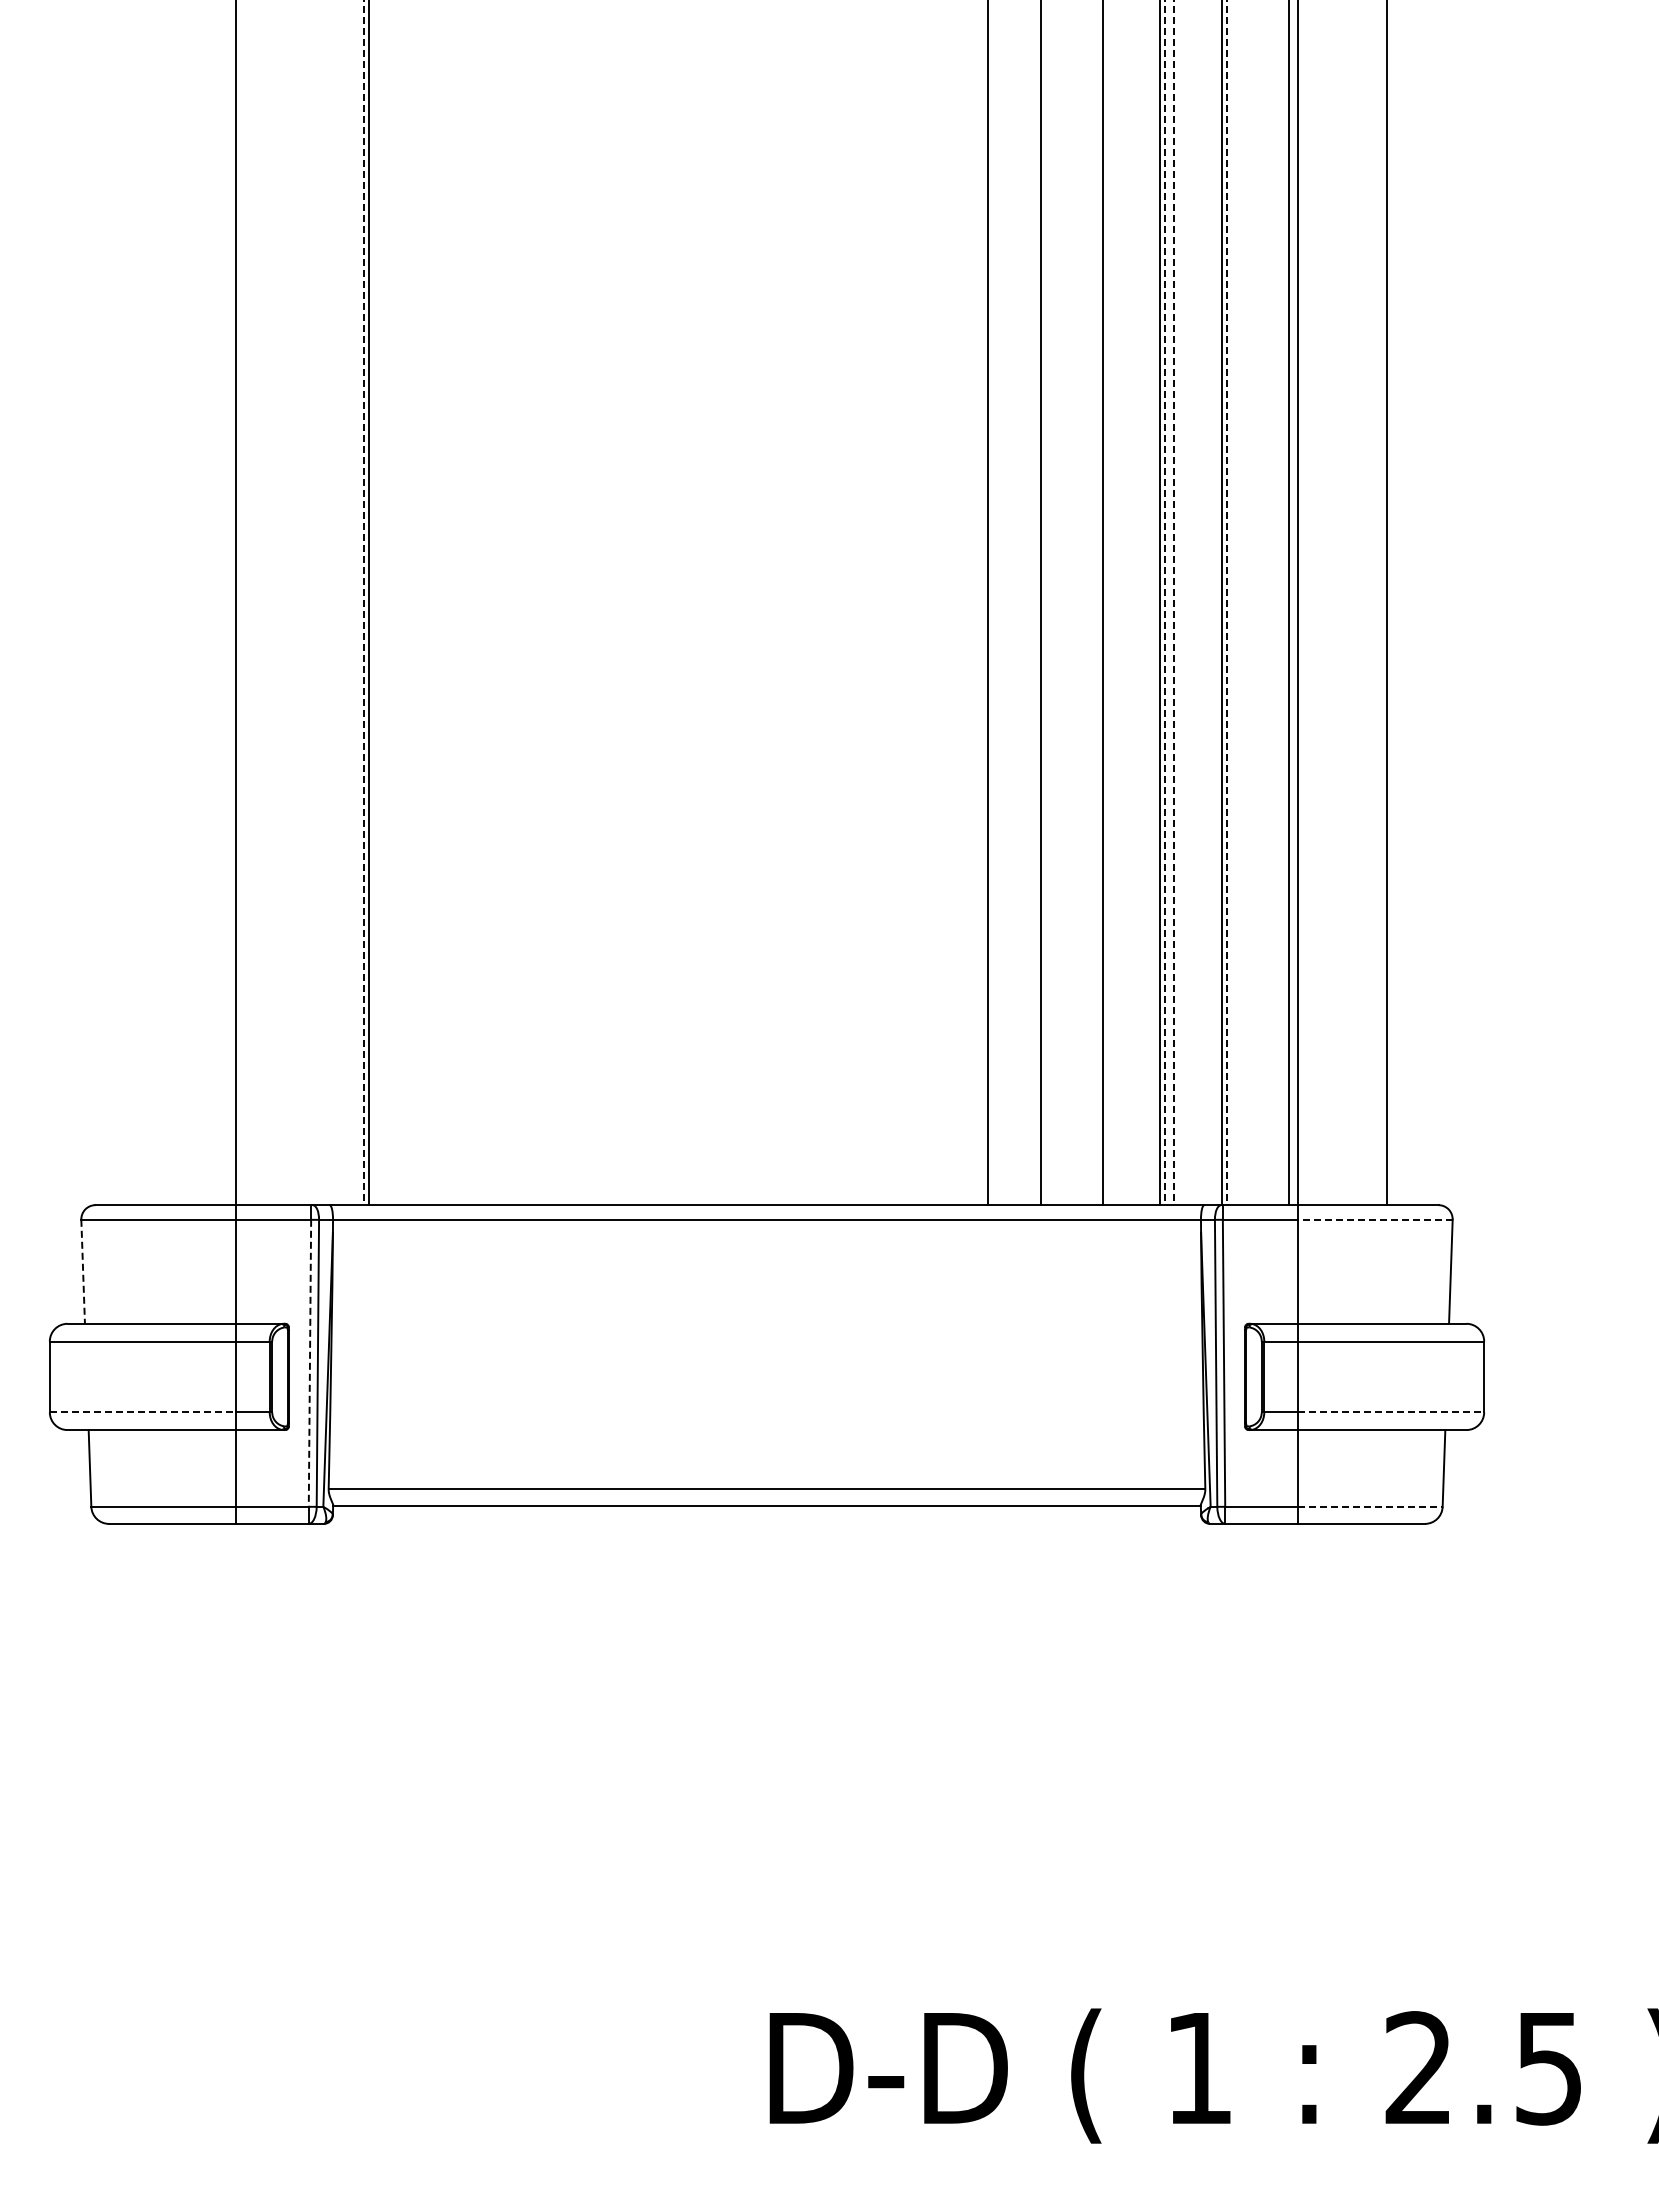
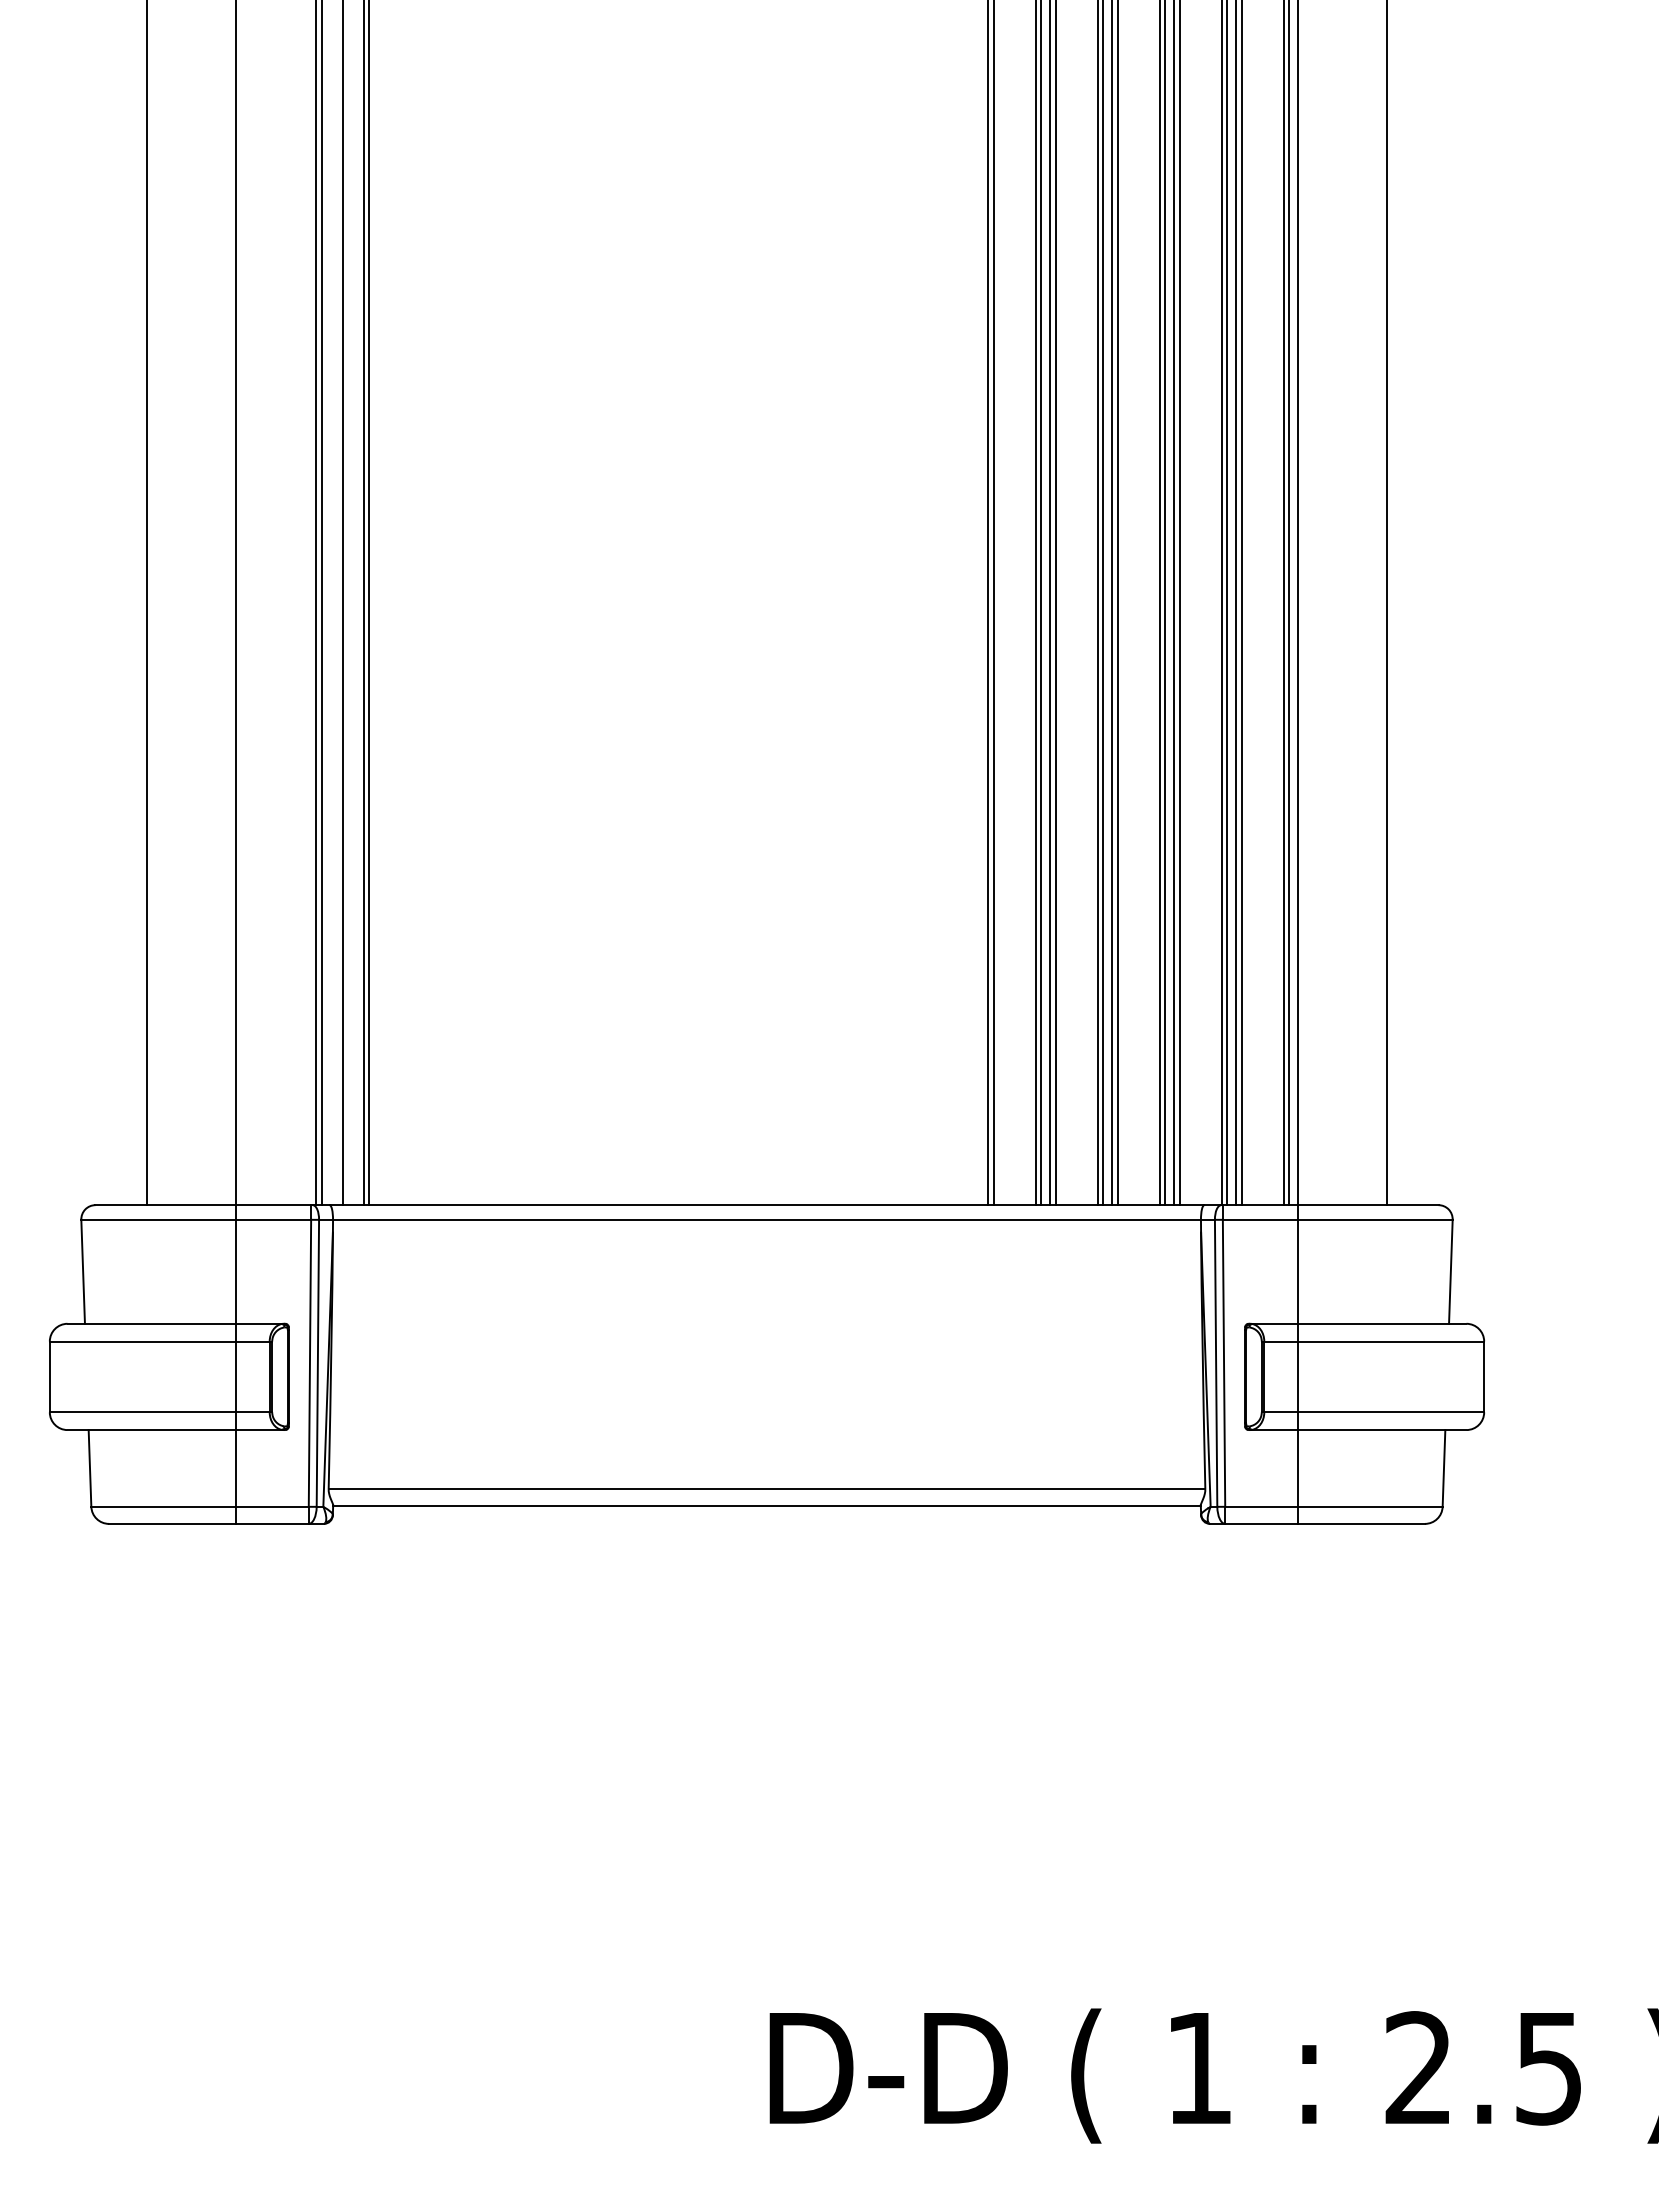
line: none -> present (147, 603)
line: none -> present (316, 603)
line: none -> present (321, 603)
line: none -> present (342, 603)
line: dashed -> solid (364, 603)
line: none -> present (993, 603)
line: none -> present (1036, 603)
line: none -> present (1050, 603)
line: none -> present (1055, 603)
line: none -> present (1098, 603)
line: none -> present (1112, 603)
line: none -> present (1117, 603)
line: dashed -> solid (1165, 603)
line: dashed -> solid (1174, 603)
line: none -> present (1179, 603)
line: dashed -> solid (1227, 603)
line: none -> present (1236, 603)
line: none -> present (1241, 603)
line: none -> present (1284, 603)
line: dashed -> solid (1374, 1219)
line: dashed -> solid (83, 1272)
line: dashed -> solid (309, 1363)
line: dashed -> solid (142, 1412)
line: dashed -> solid (1391, 1412)
line: dashed -> solid (1370, 1506)
